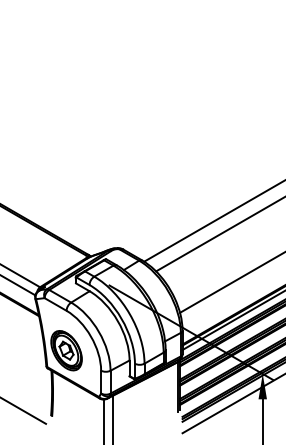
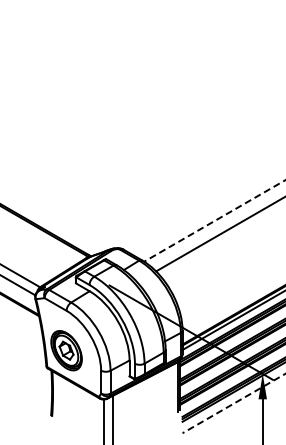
line: solid -> dashed (214, 221)
line: present -> none (231, 282)
line: solid -> dashed (233, 403)
line: present -> none (24, 410)
